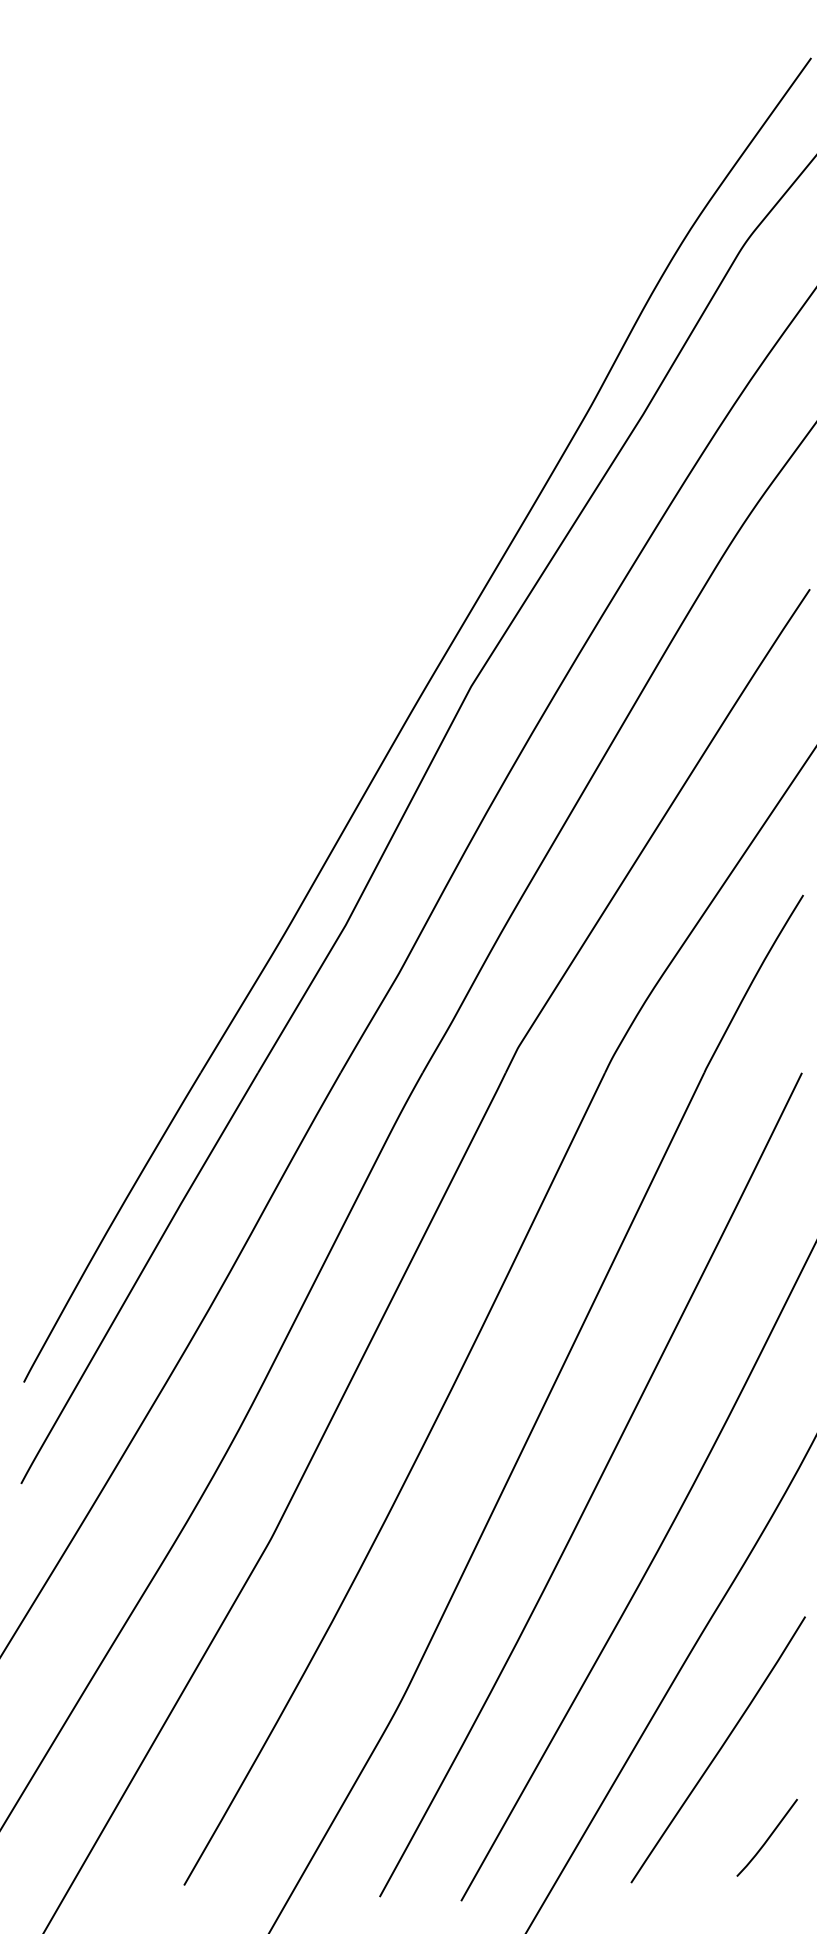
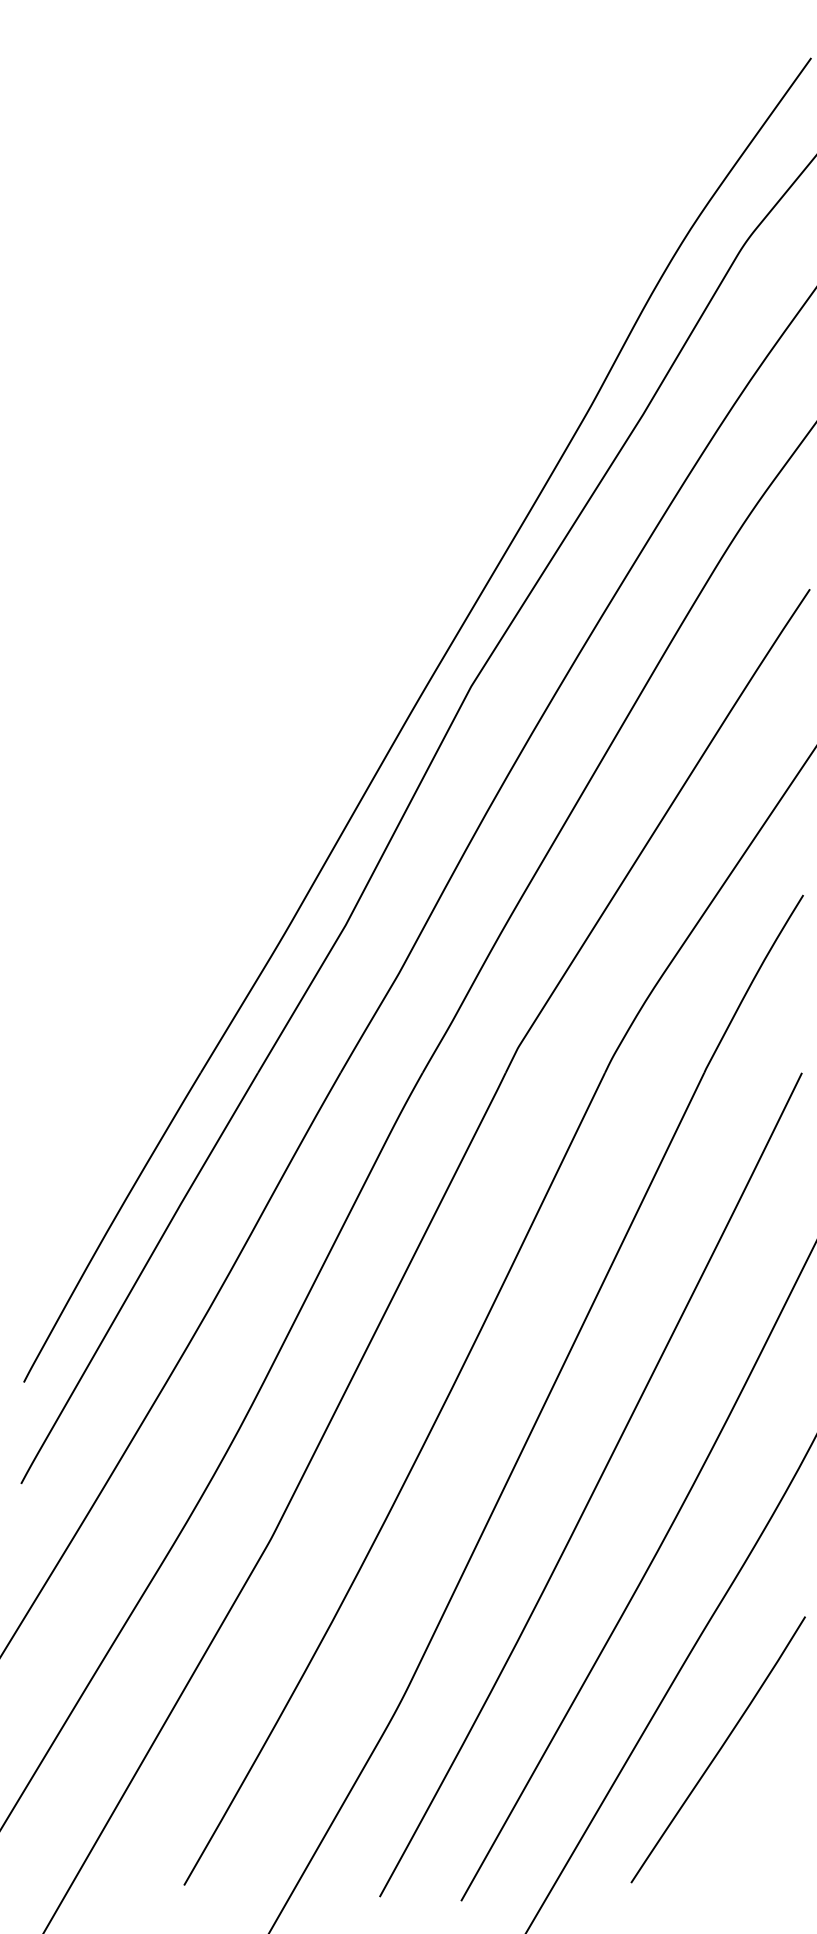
line: present -> none (767, 1838)
